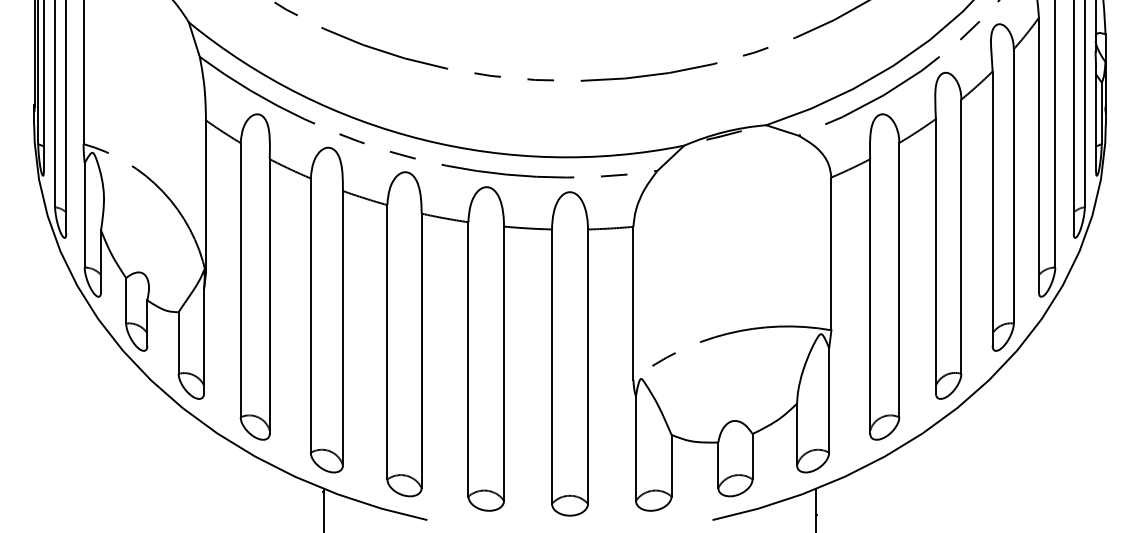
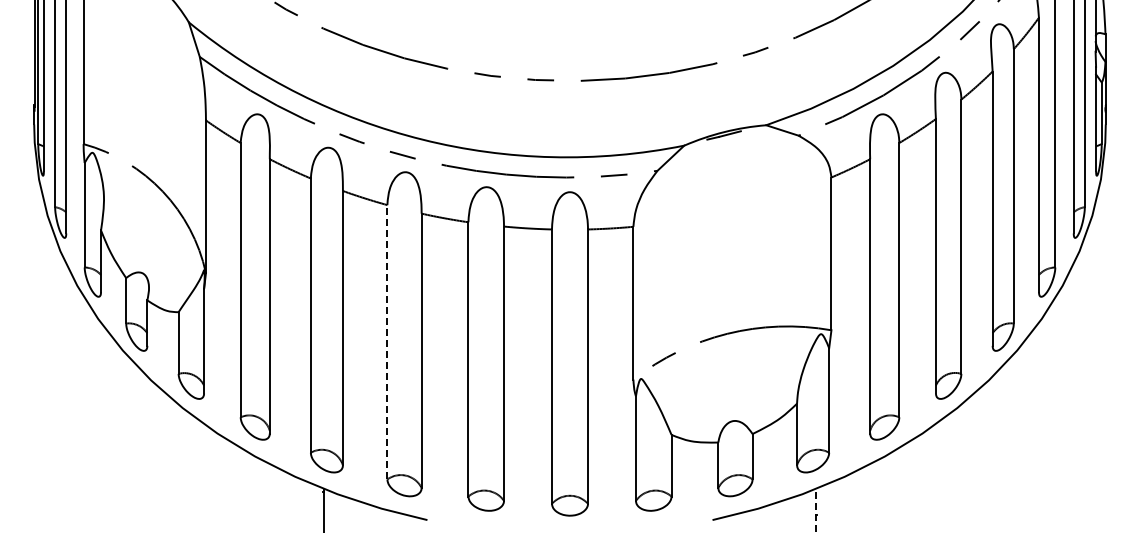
line: solid -> dashed (387, 341)
line: solid -> dashed (815, 510)
